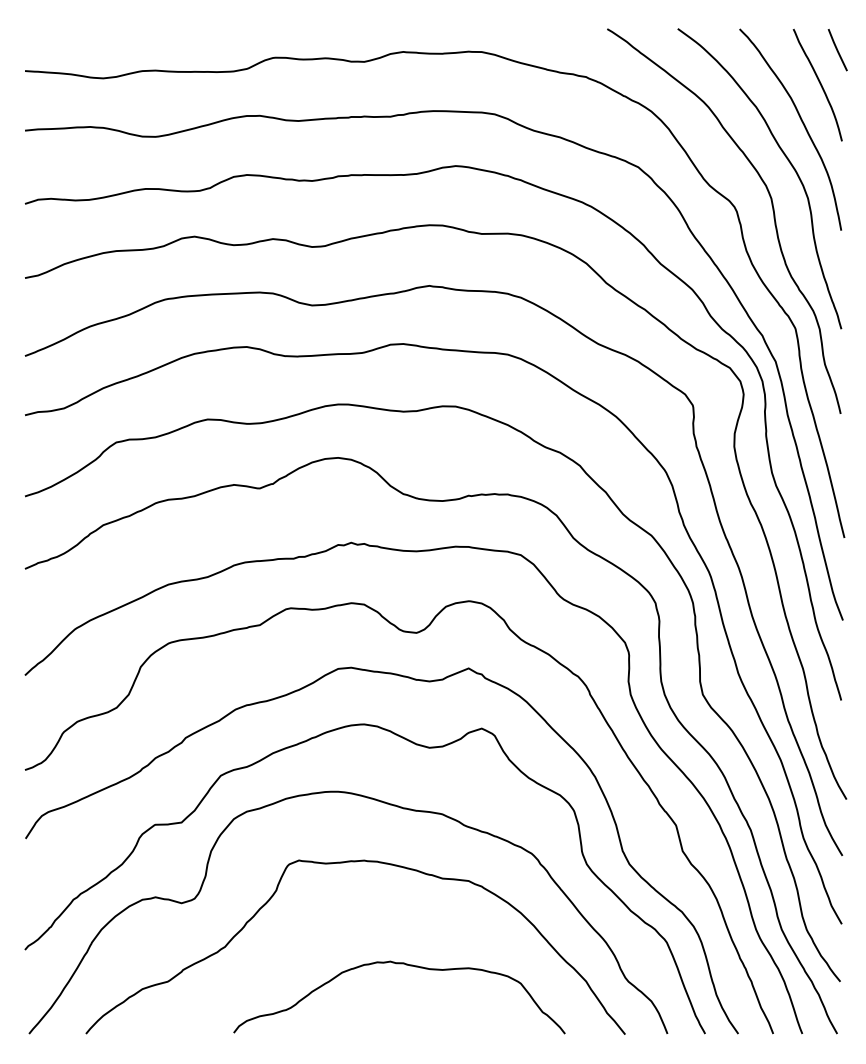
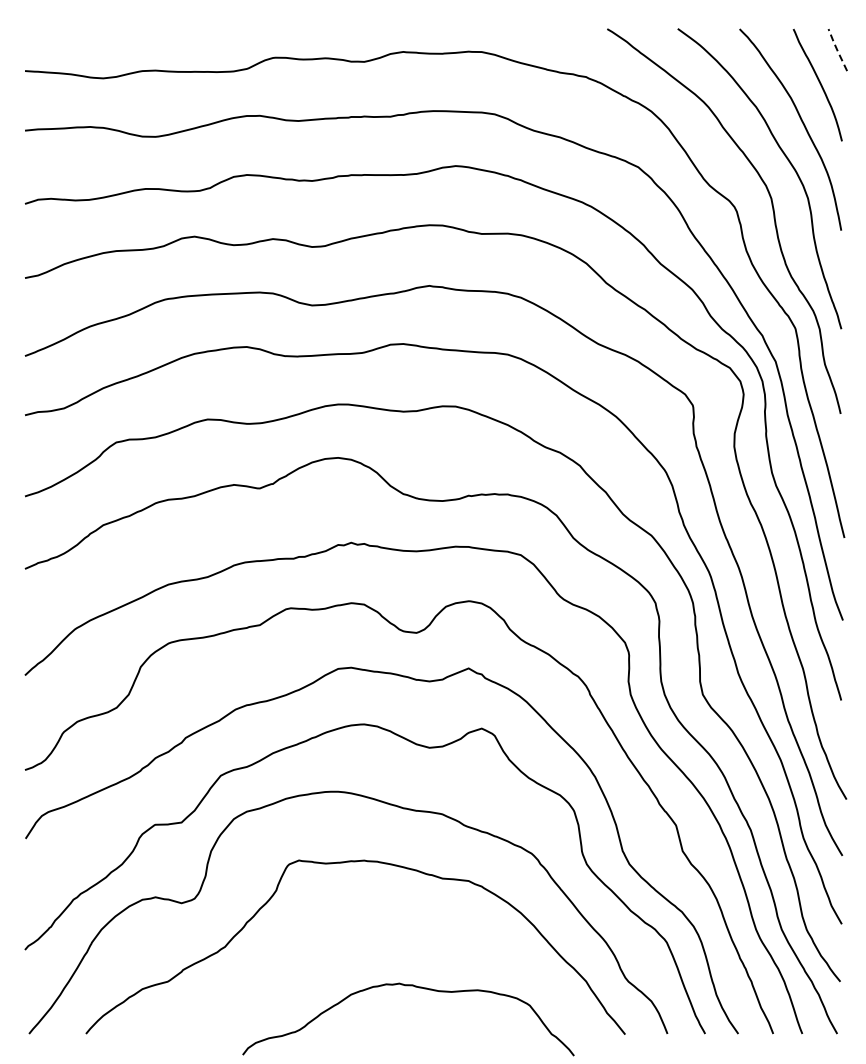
line: solid -> dashed (837, 49)
curve position: (406, 965) -> (415, 987) (415, 987)
